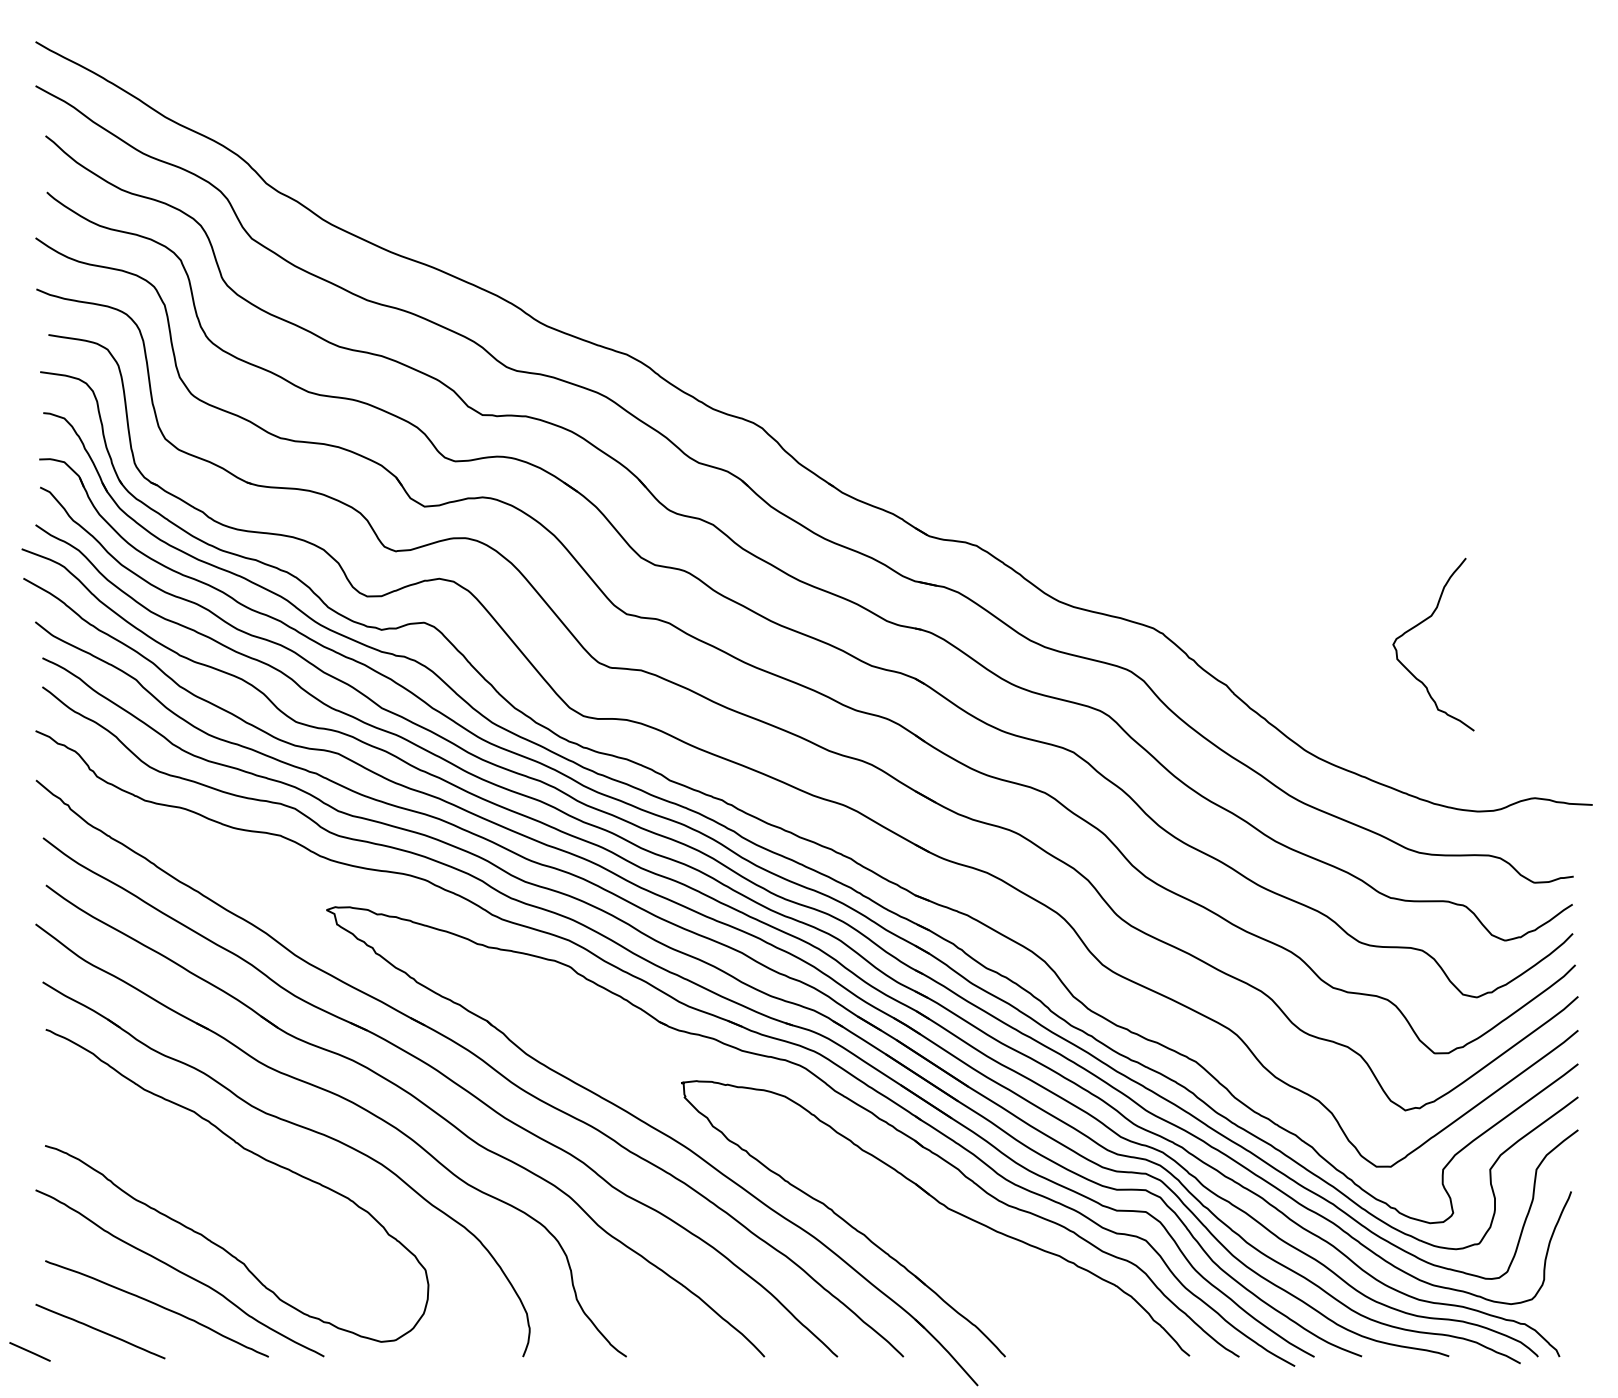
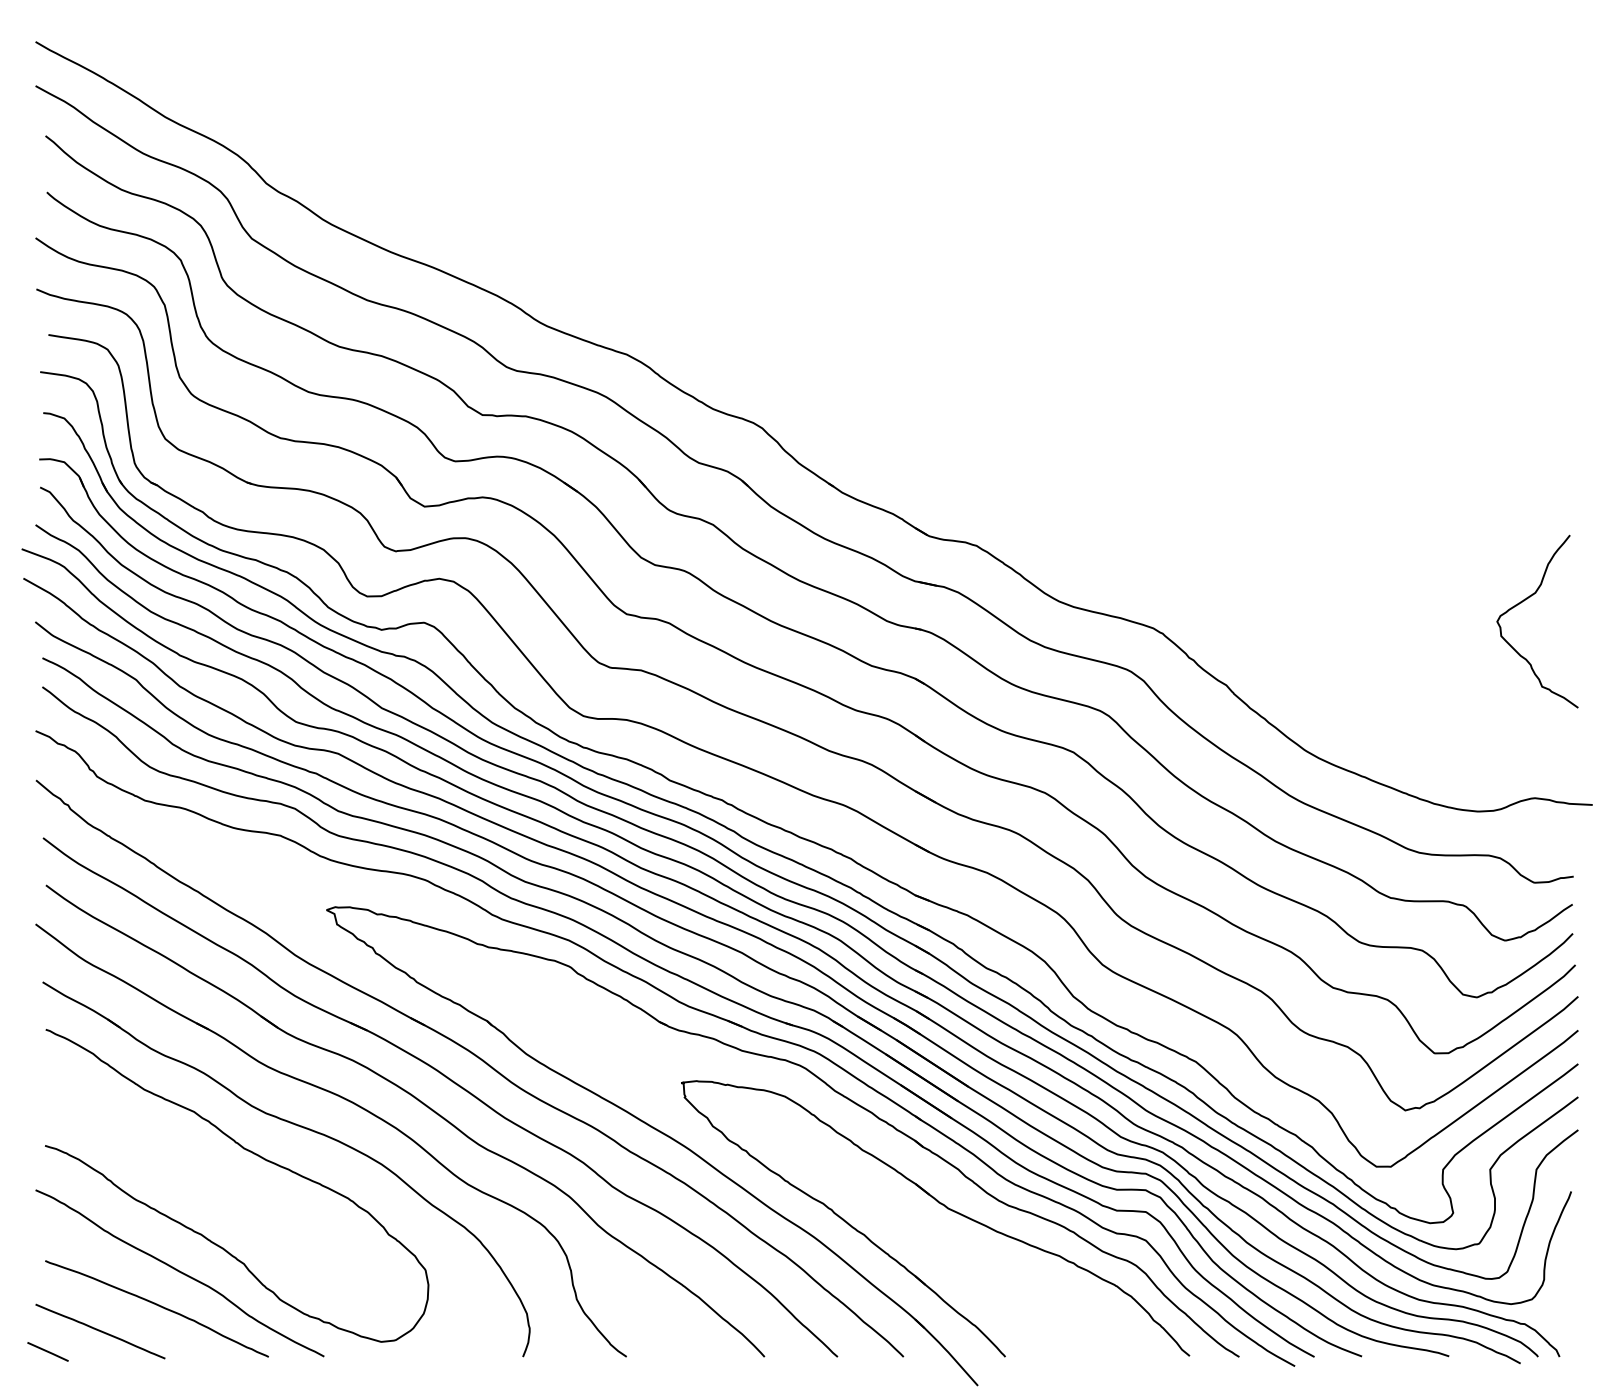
curve position: (1420, 624) -> (1524, 601) (1524, 601)
line position: (29, 1351) -> (47, 1351) (47, 1351)
